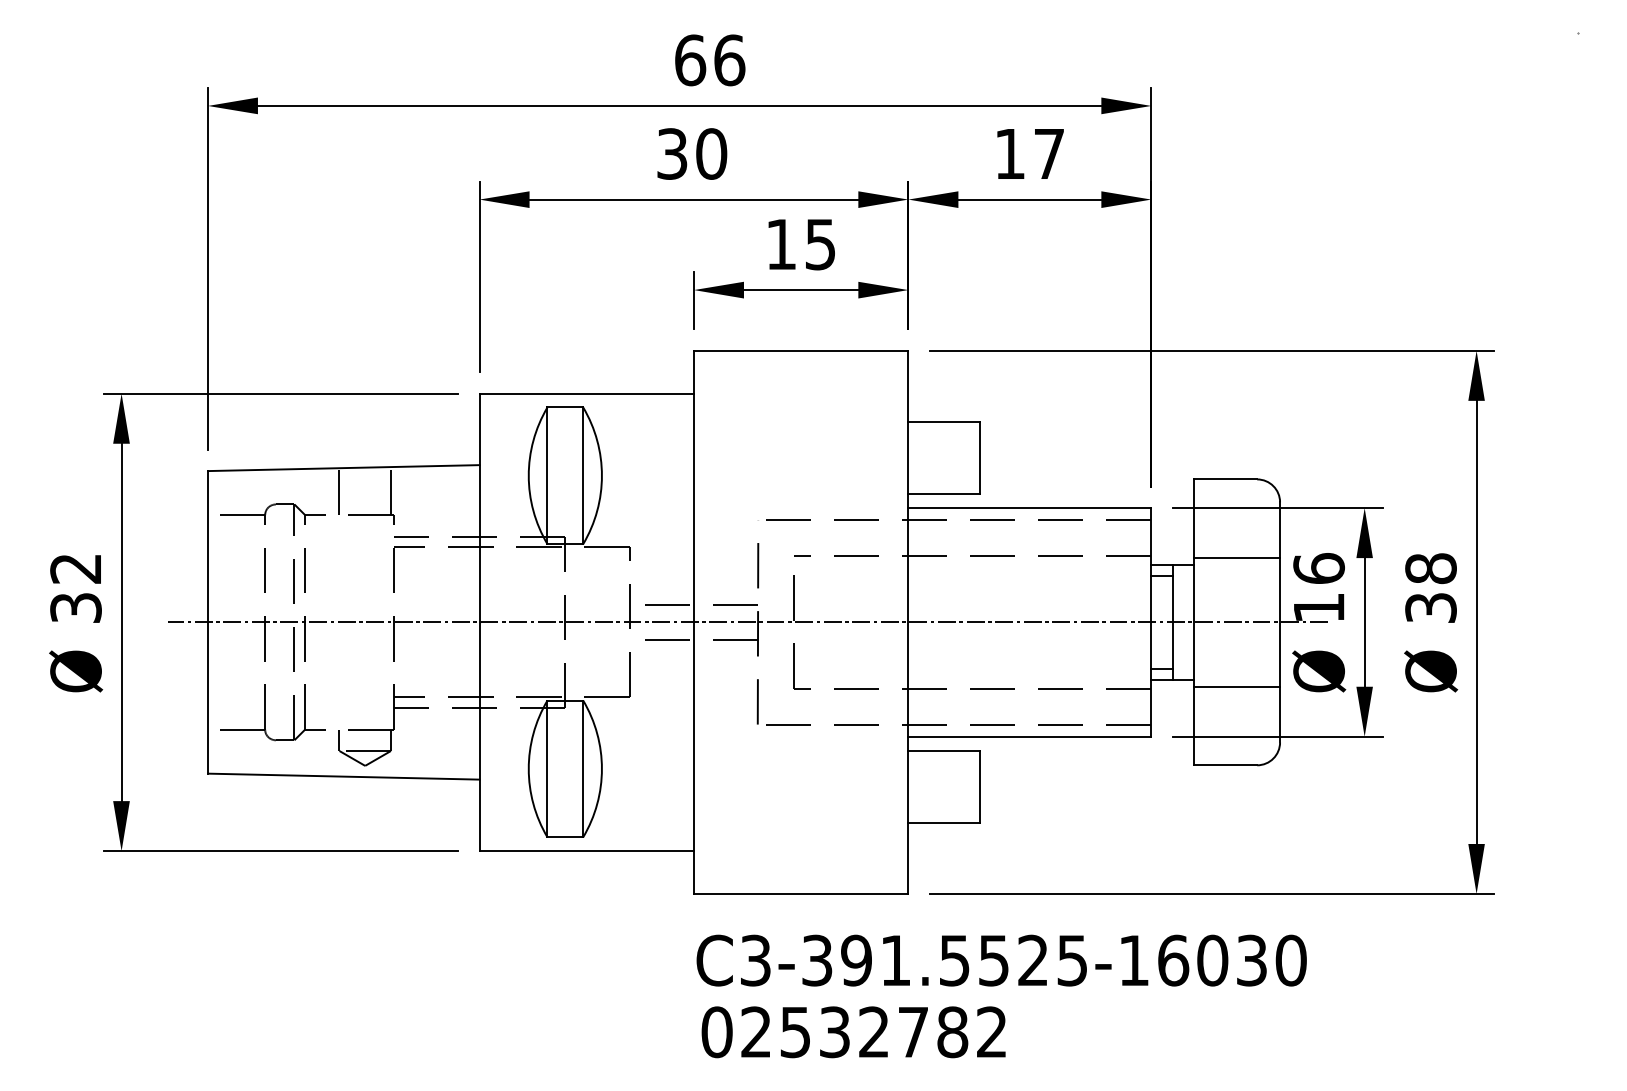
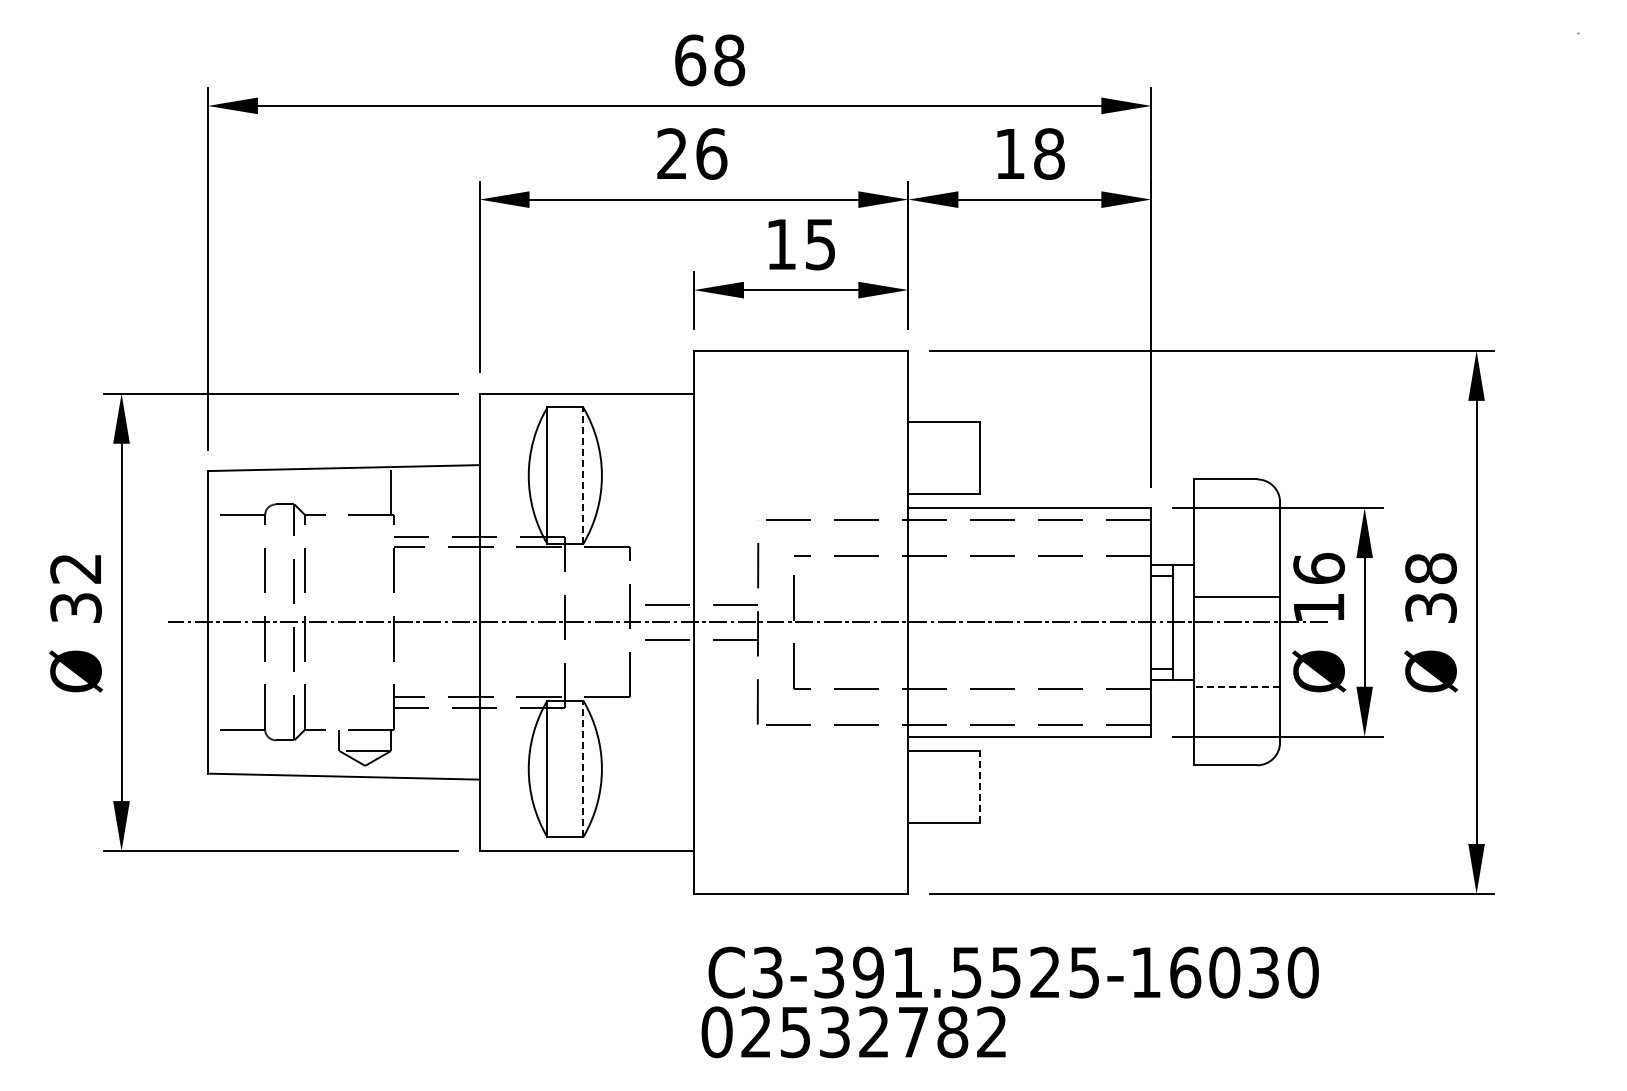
text: 66 -> 68 (729, 60)
text: 30 -> 26 (692, 153)
text: 17 -> 18 (1049, 153)
line: solid -> dashed (583, 475)
line: present -> none (339, 491)
line position: (1237, 558) -> (1237, 597) (1237, 597)
line: solid -> dashed (1237, 686)
line: solid -> dashed (583, 768)
line: solid -> dashed (979, 786)
text position: (1001, 960) -> (1013, 972) (1013, 972)
